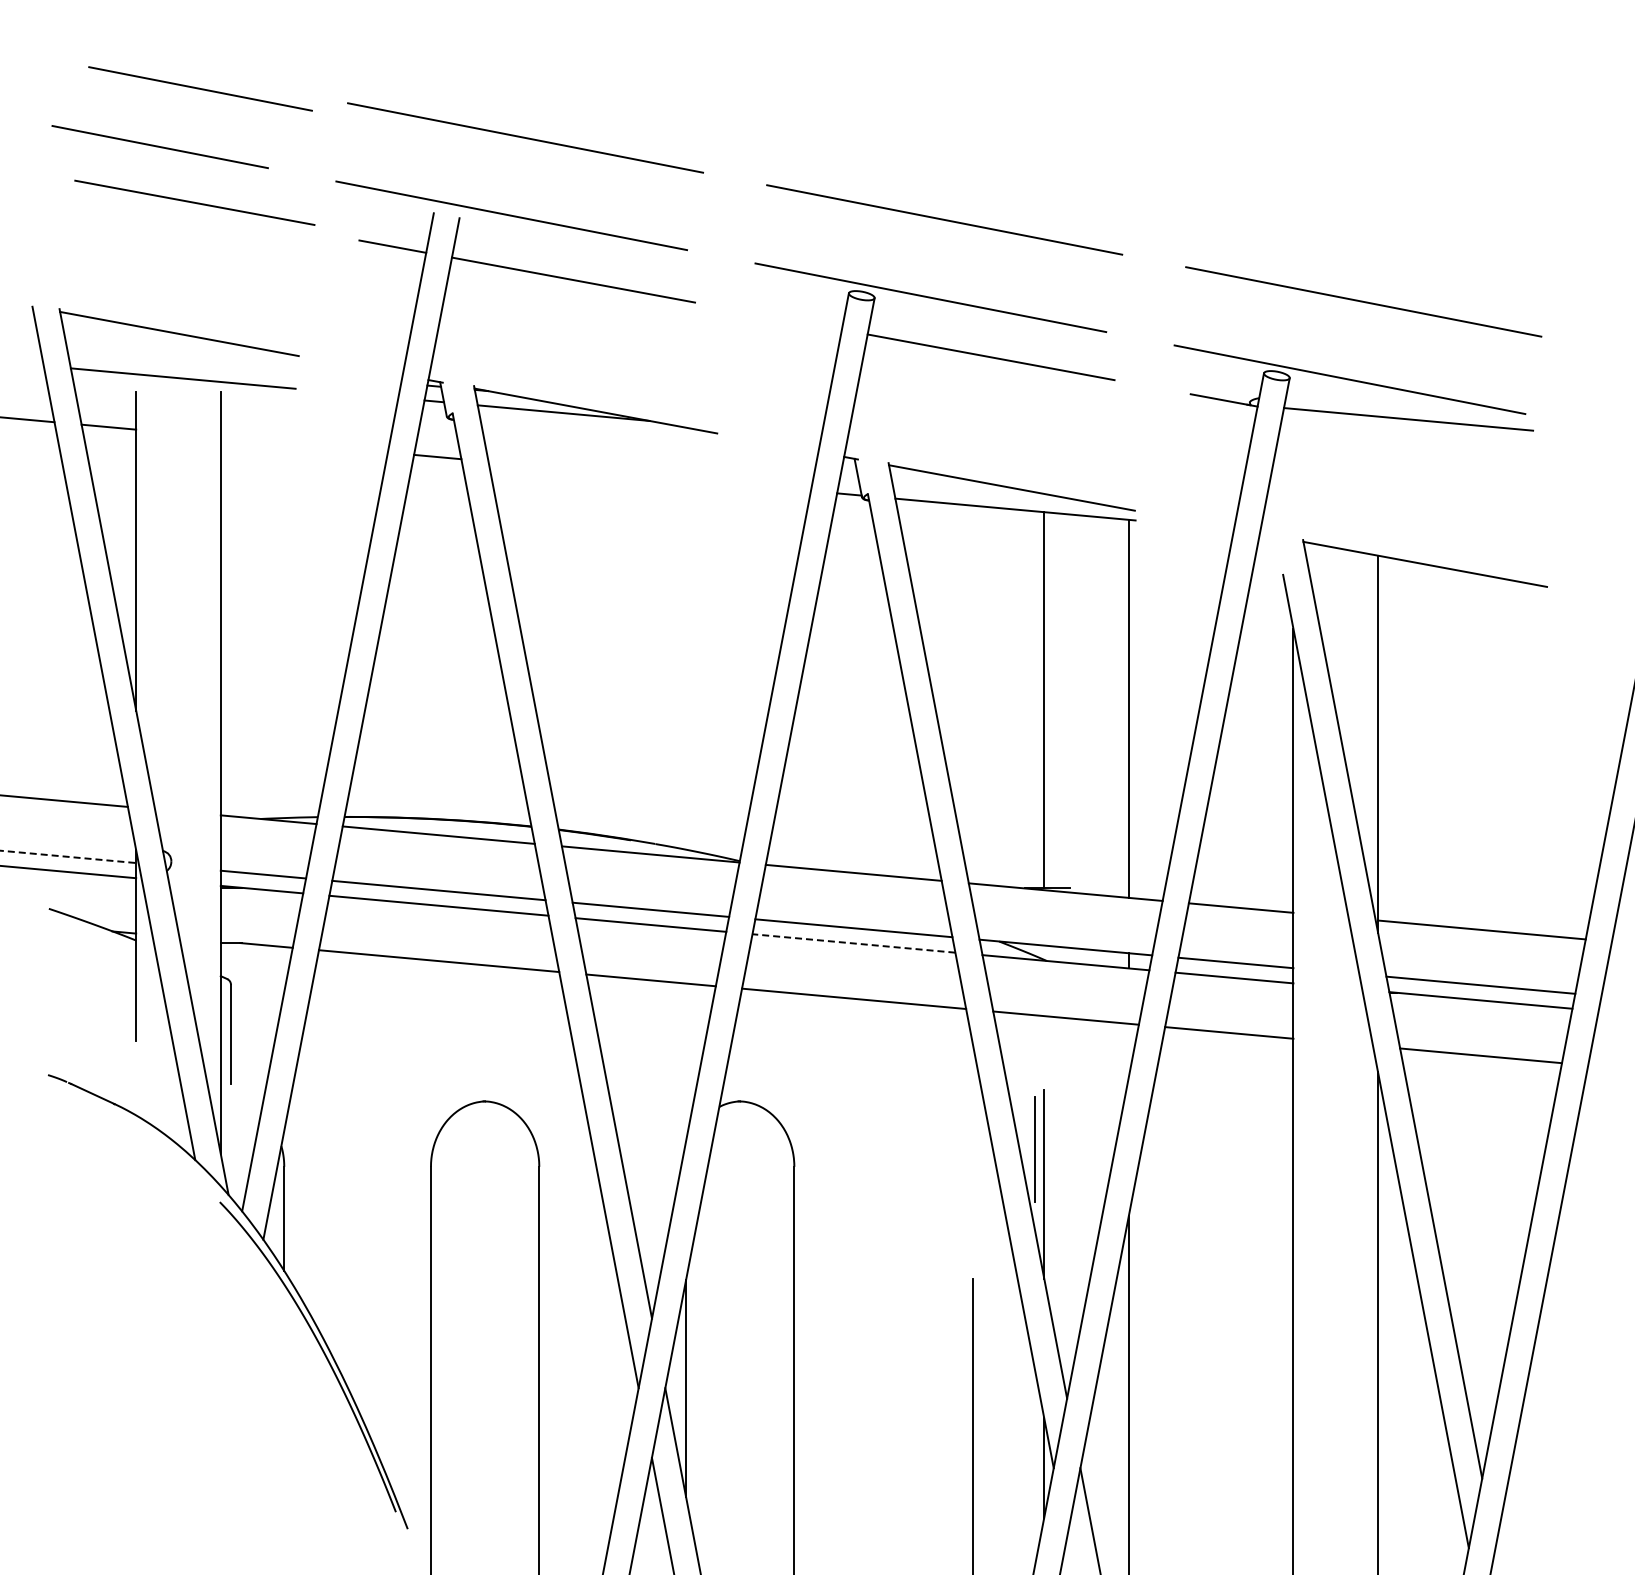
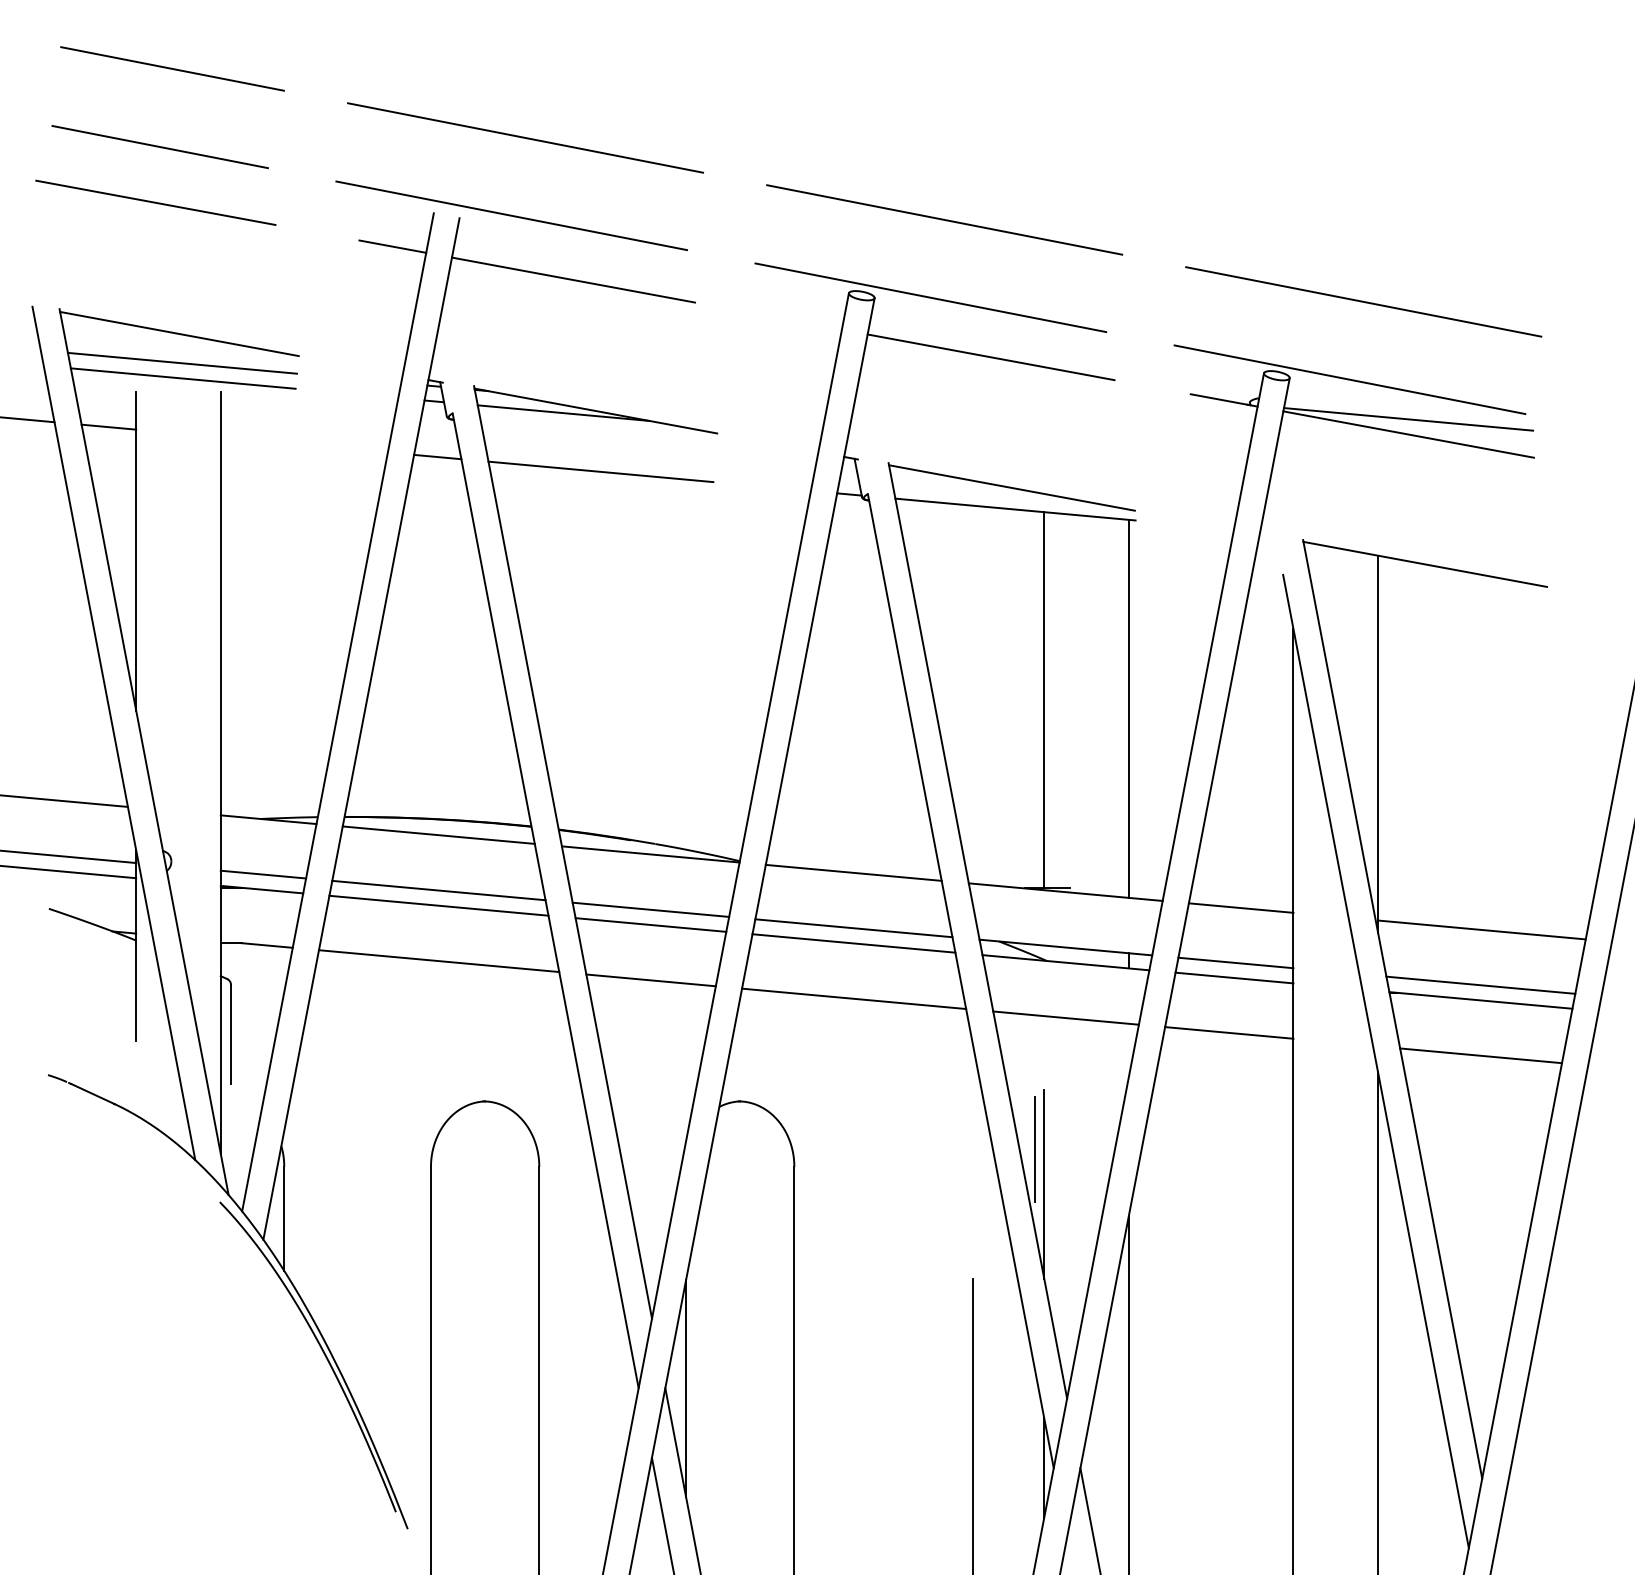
line position: (200, 88) -> (172, 68) (172, 68)
line position: (194, 202) -> (155, 202) (155, 202)
line: none -> present (181, 362)
line: none -> present (1408, 434)
line: none -> present (600, 471)
line: dashed -> solid (68, 856)
line: dashed -> solid (853, 943)
